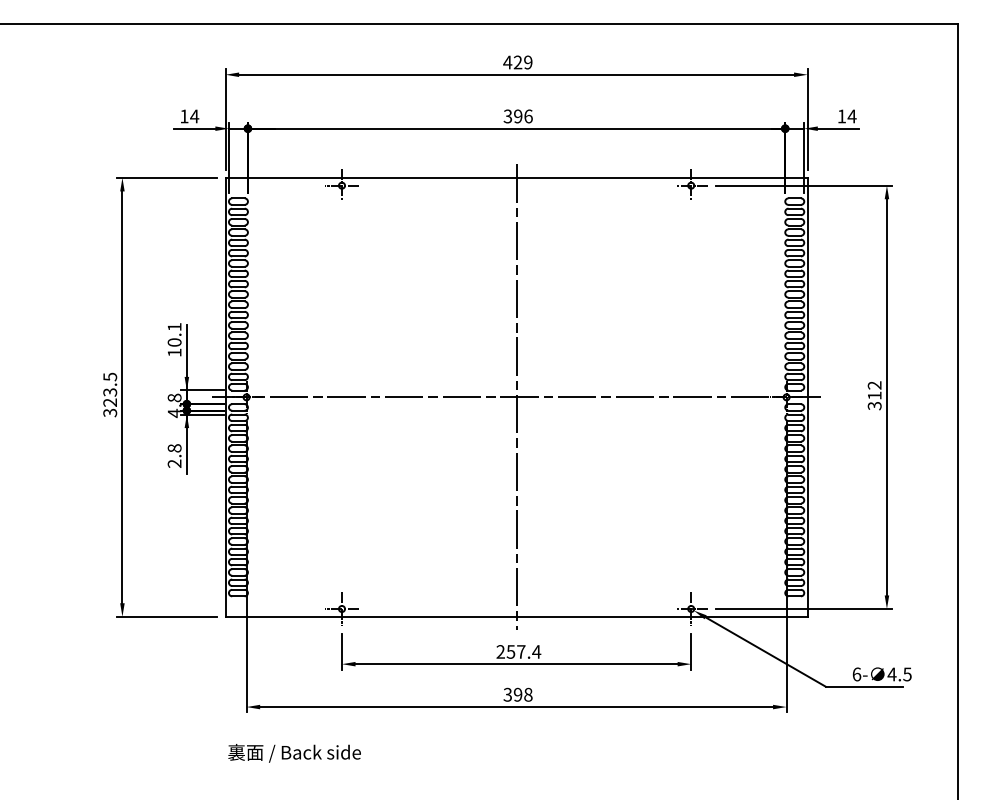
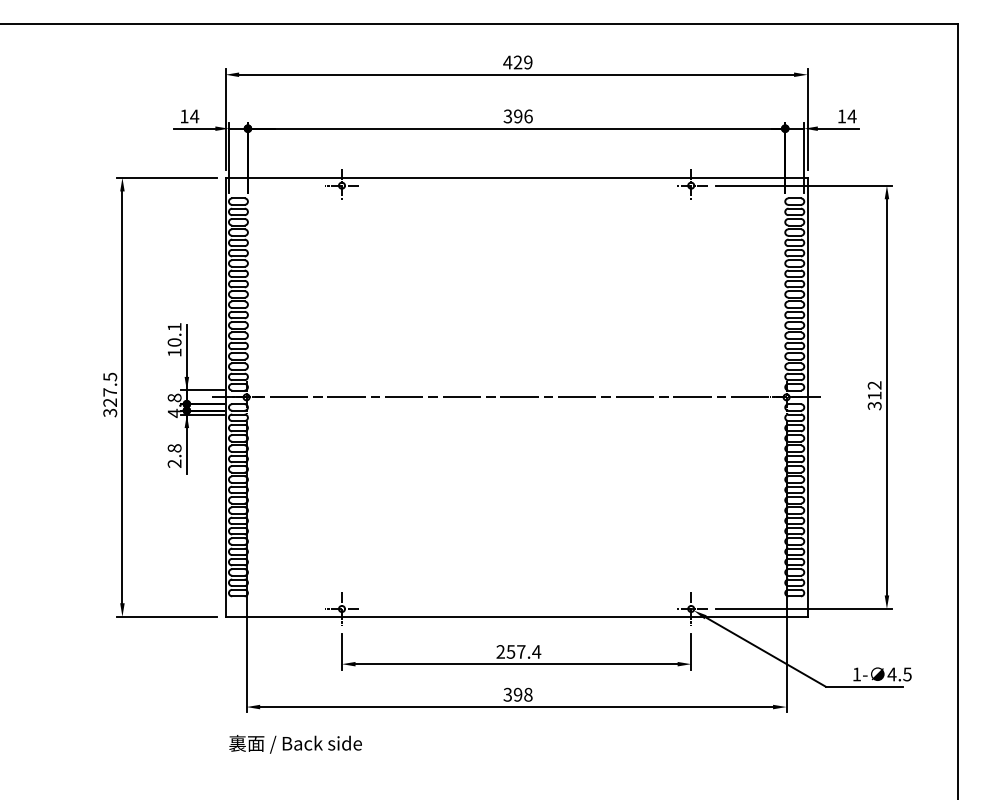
text: 323.5 -> 327.5 (110, 392)
line: present -> none (516, 397)
text: 6- -> 1- (856, 674)
text position: (294, 753) -> (295, 744) (295, 744)
